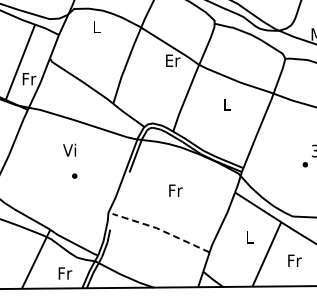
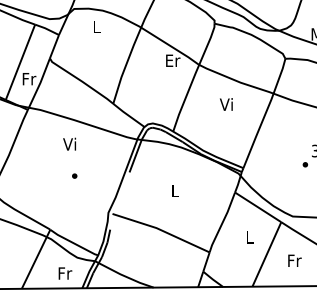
text: L -> Vi (225, 104)
text position: (69, 149) -> (69, 143) (69, 143)
text: Fr -> L (175, 190)
line: dashed -> solid (161, 230)
